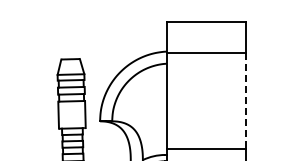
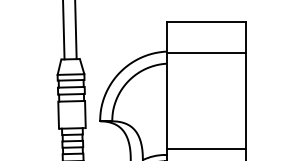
line: none -> present (63, 30)
line: none -> present (75, 30)
line: dashed -> solid (246, 101)
